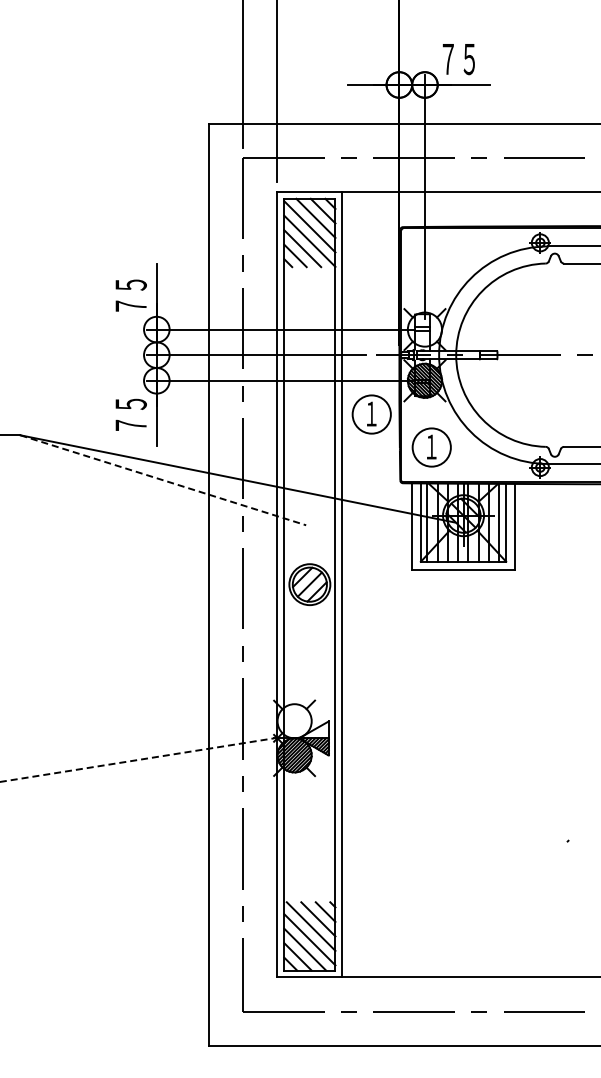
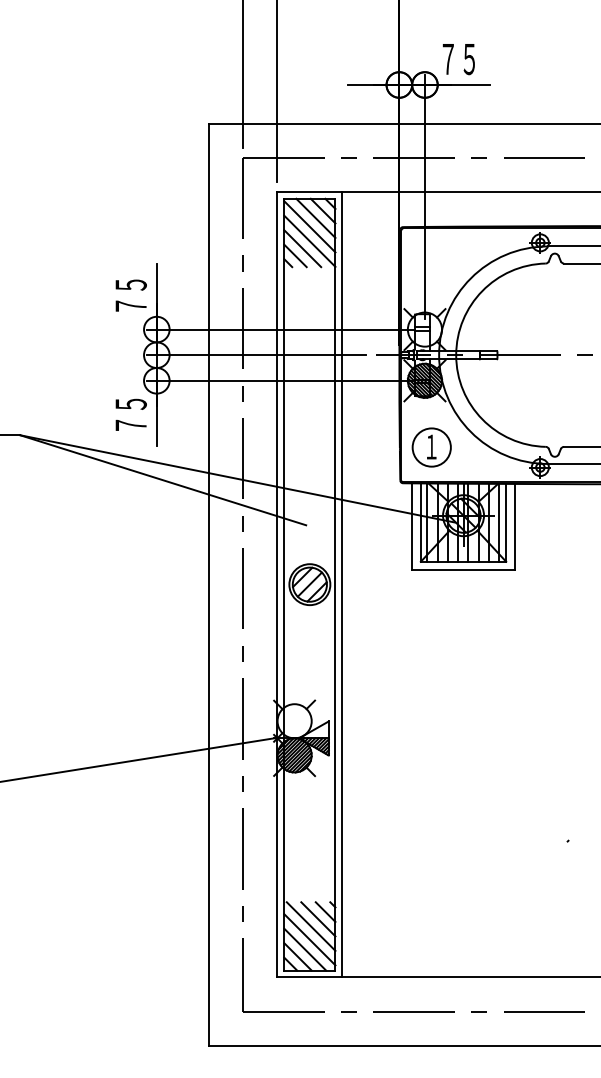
part: present -> none (371, 414)
line: dashed -> solid (163, 480)
line: dashed -> solid (137, 760)
